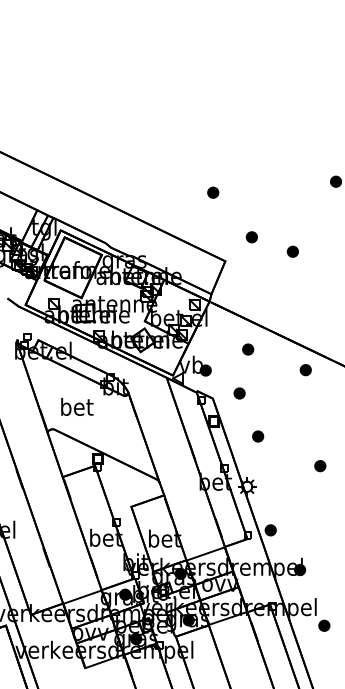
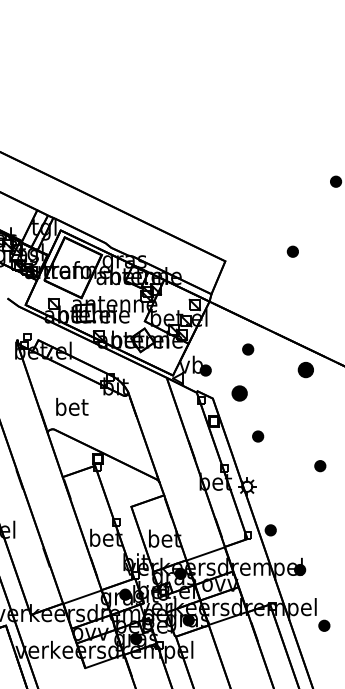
part: present -> none (213, 192)
part: present -> none (251, 237)
part size: 13x13 px -> 17x17 px (305, 370)
part size: 13x13 px -> 17x17 px (239, 393)
text position: (77, 406) -> (72, 406) (72, 406)
